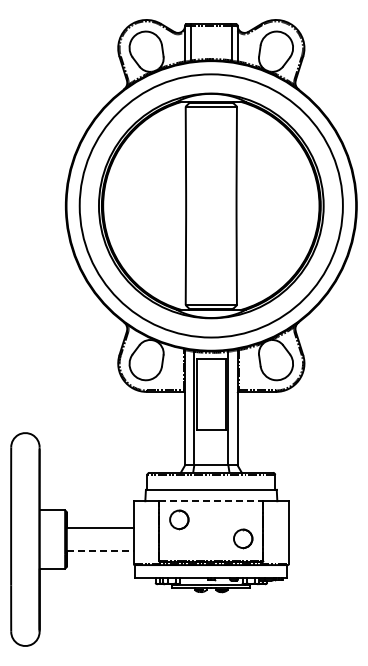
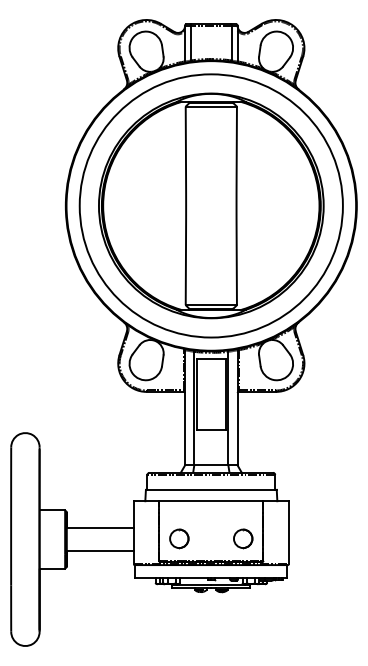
line: dashed -> solid (211, 501)
part position: (179, 519) -> (179, 538) (179, 538)
line: dashed -> solid (100, 550)
